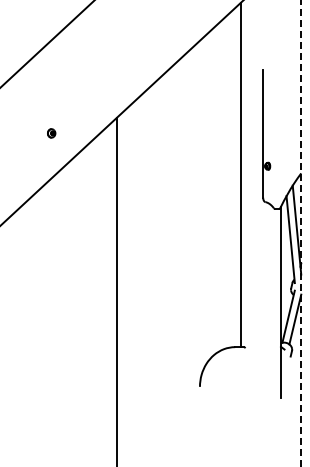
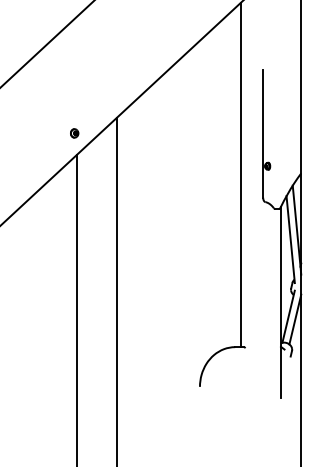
part position: (51, 133) -> (74, 133) (74, 133)
line: dashed -> solid (301, 232)
line: none -> present (76, 309)
